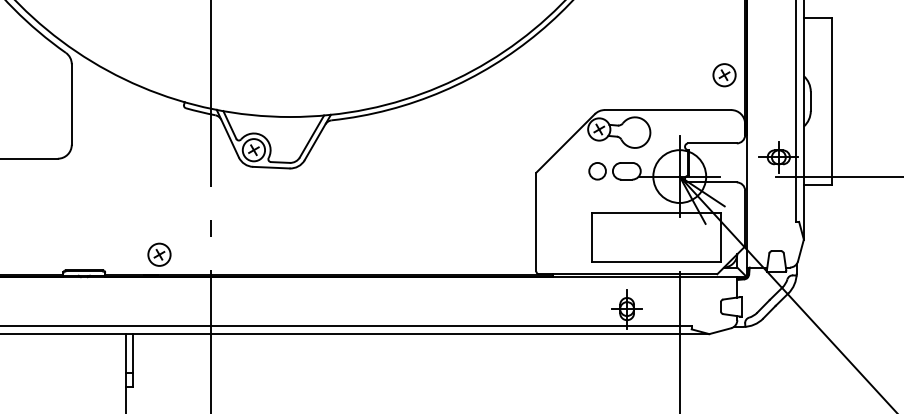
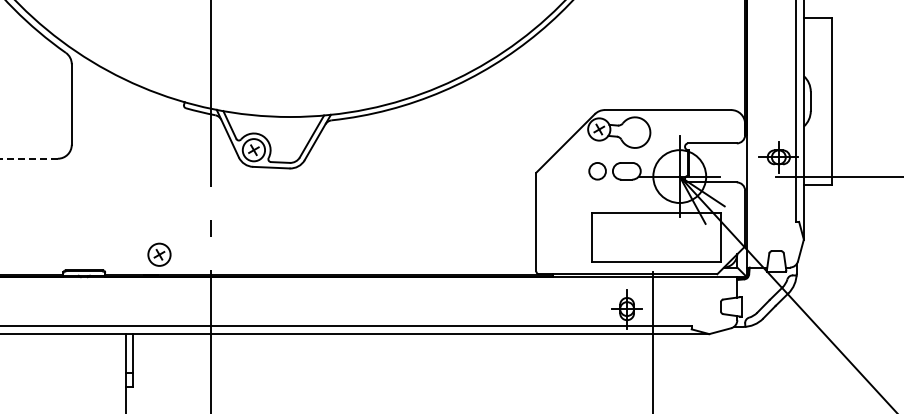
part: present -> none (724, 75)
line: solid -> dashed (28, 158)
line position: (679, 341) -> (652, 341) (652, 341)
